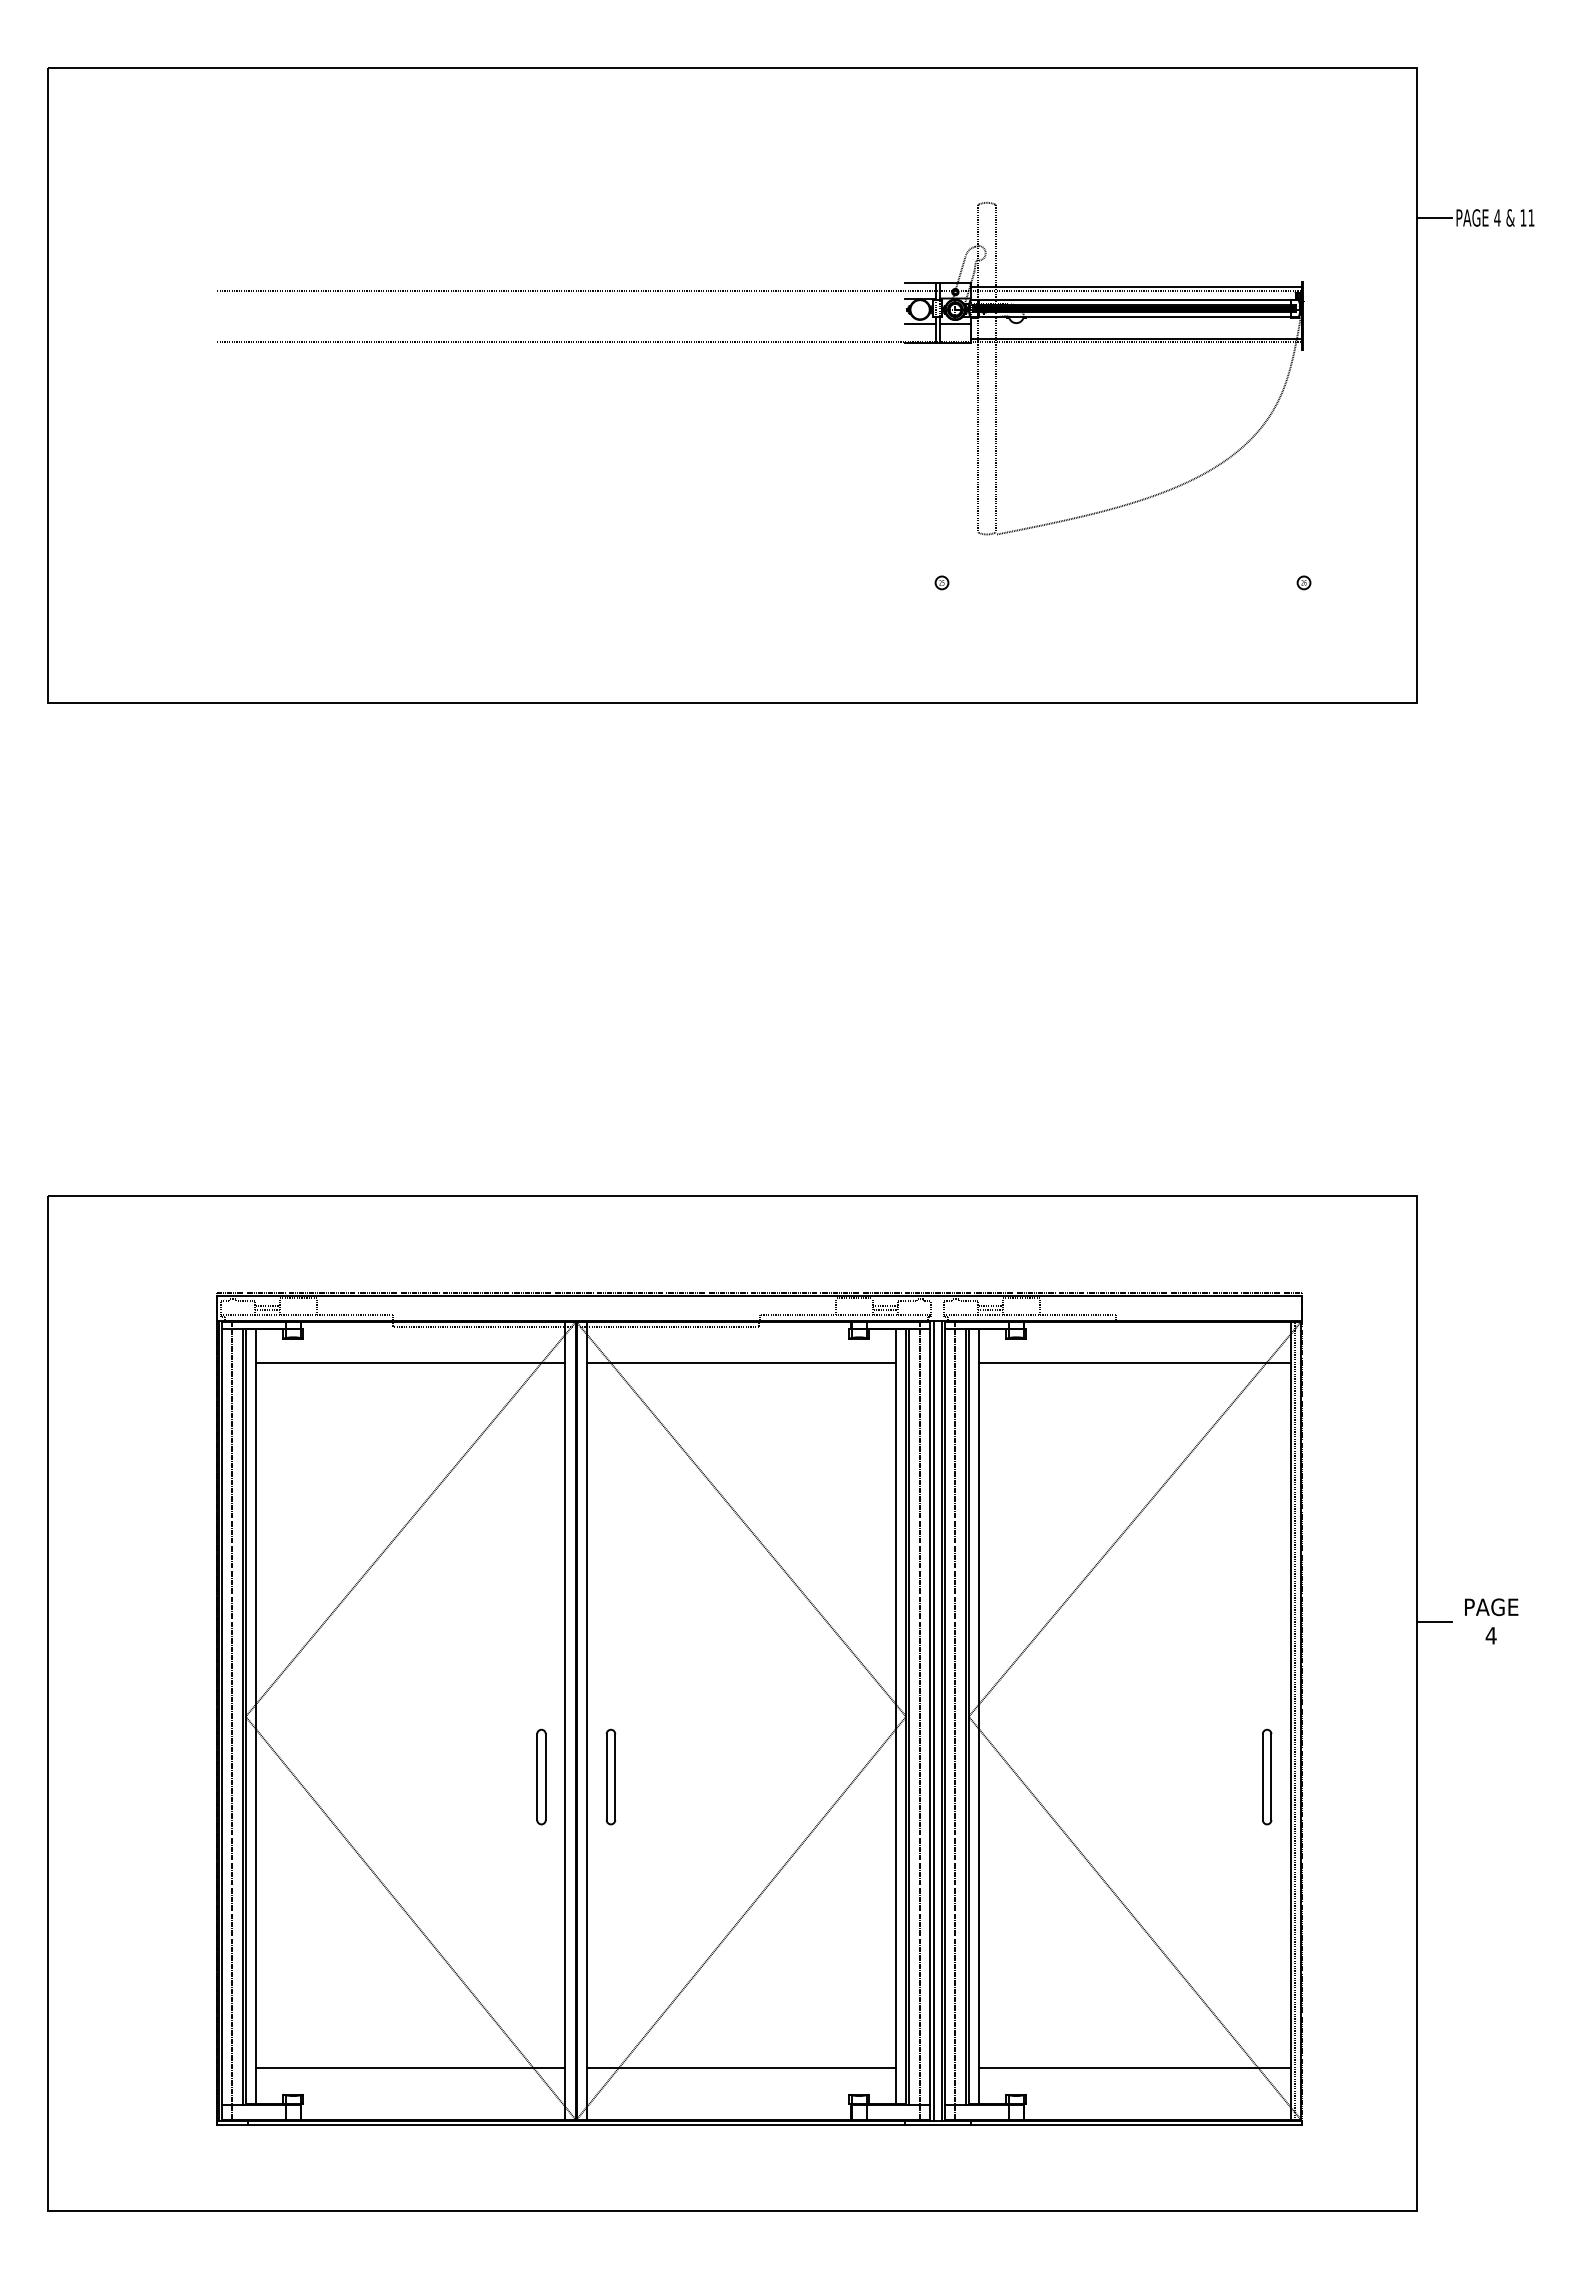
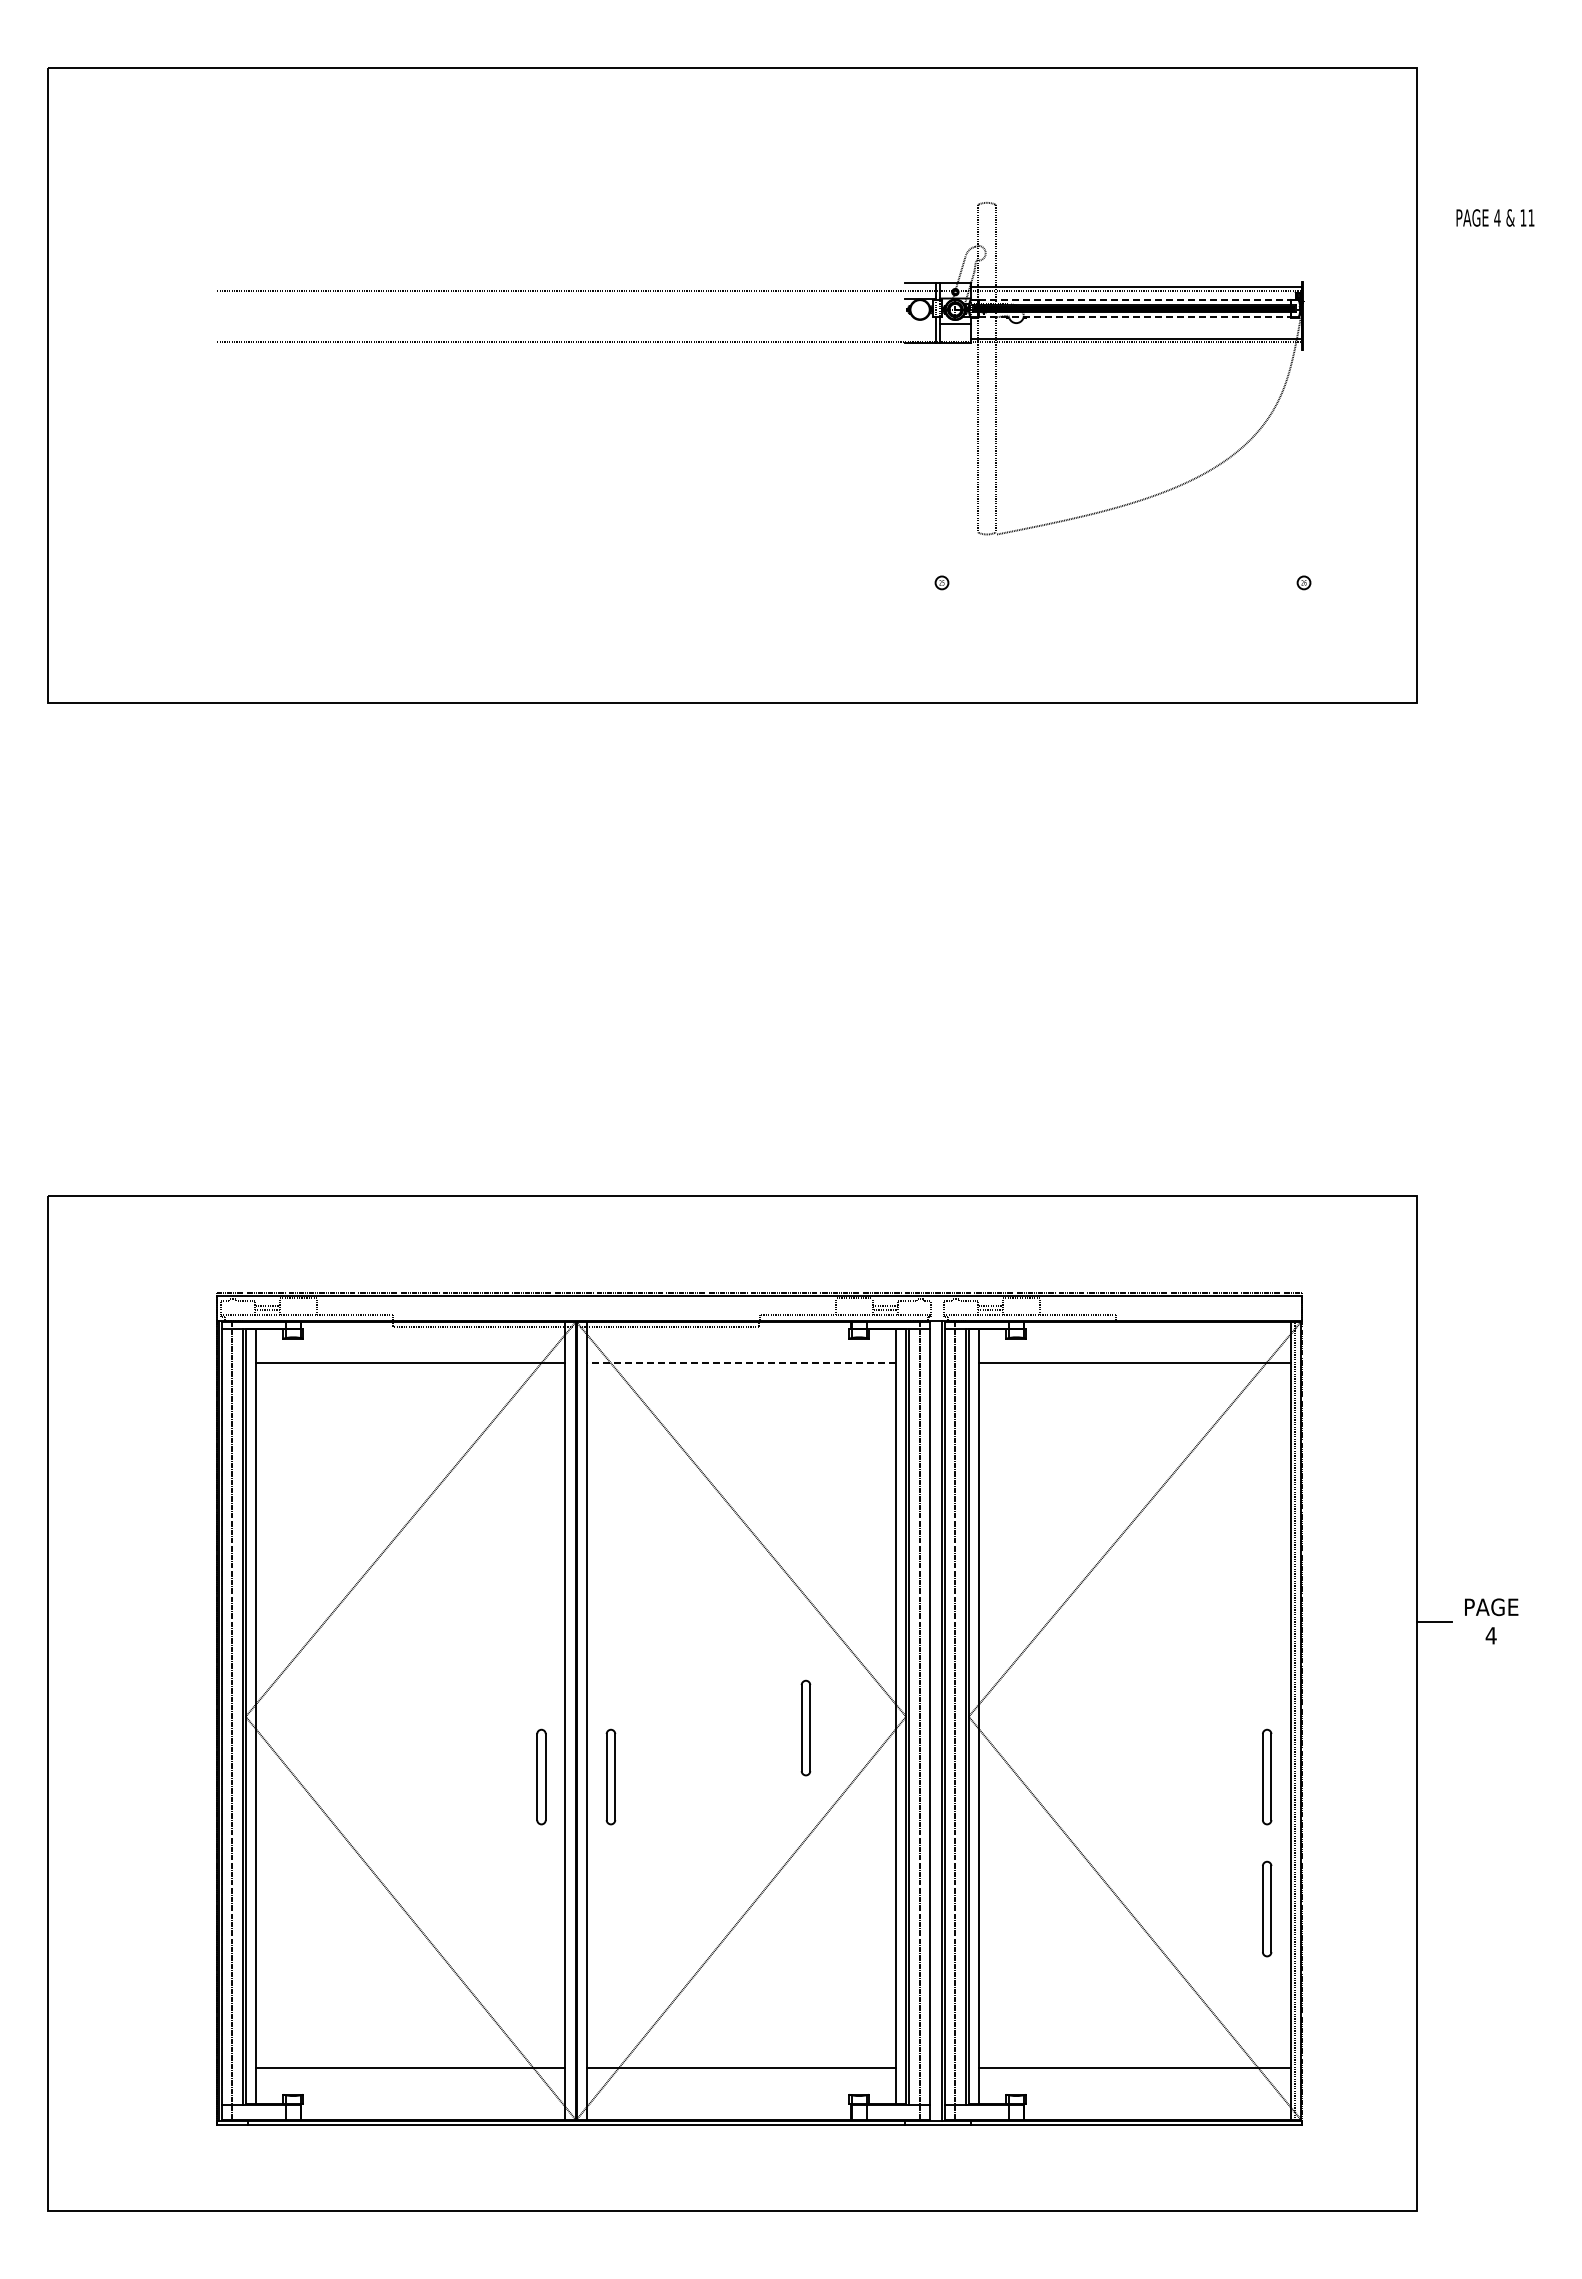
line: present -> none (1434, 217)
line: solid -> dashed (1135, 300)
line: solid -> dashed (1135, 317)
line: present -> none (919, 323)
line: solid -> dashed (741, 1362)
line: present -> none (933, 1721)
part: none -> present (805, 1727)
part: none -> present (1267, 1908)
